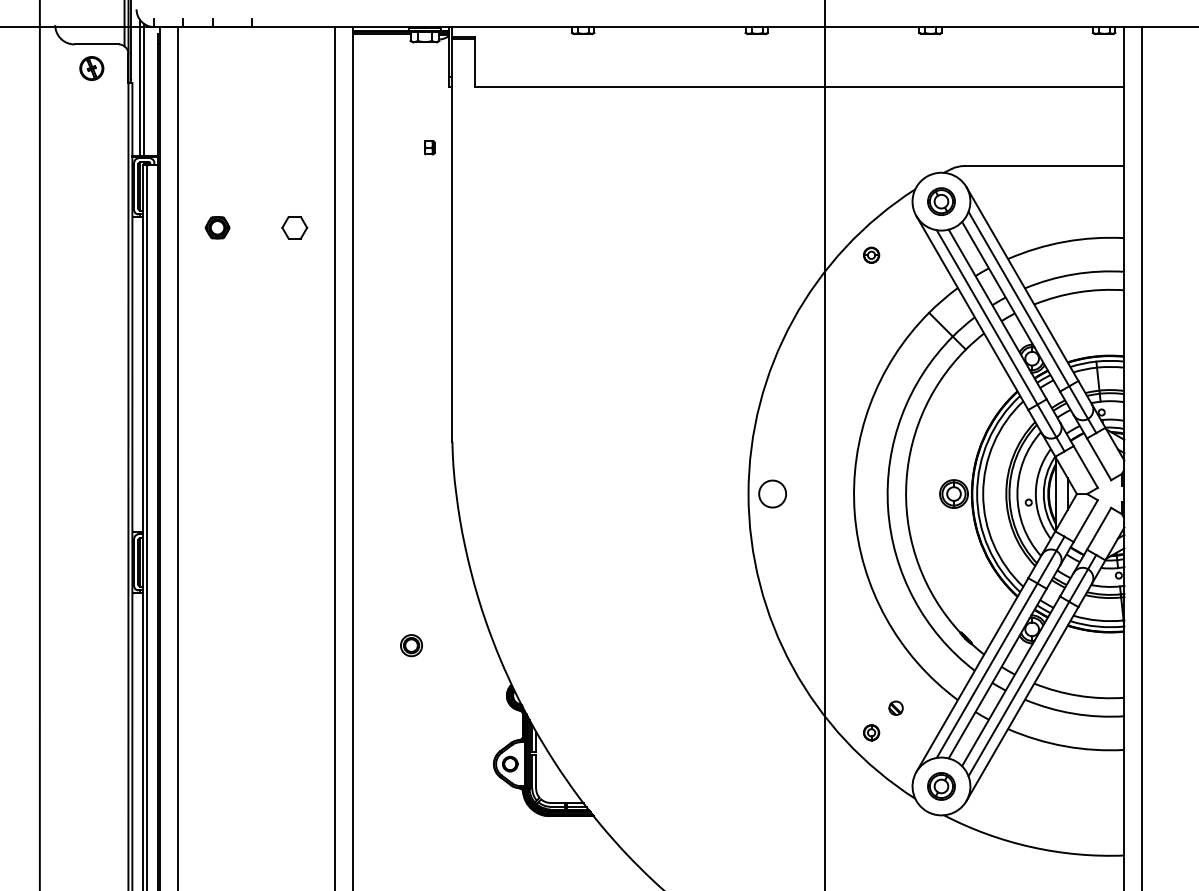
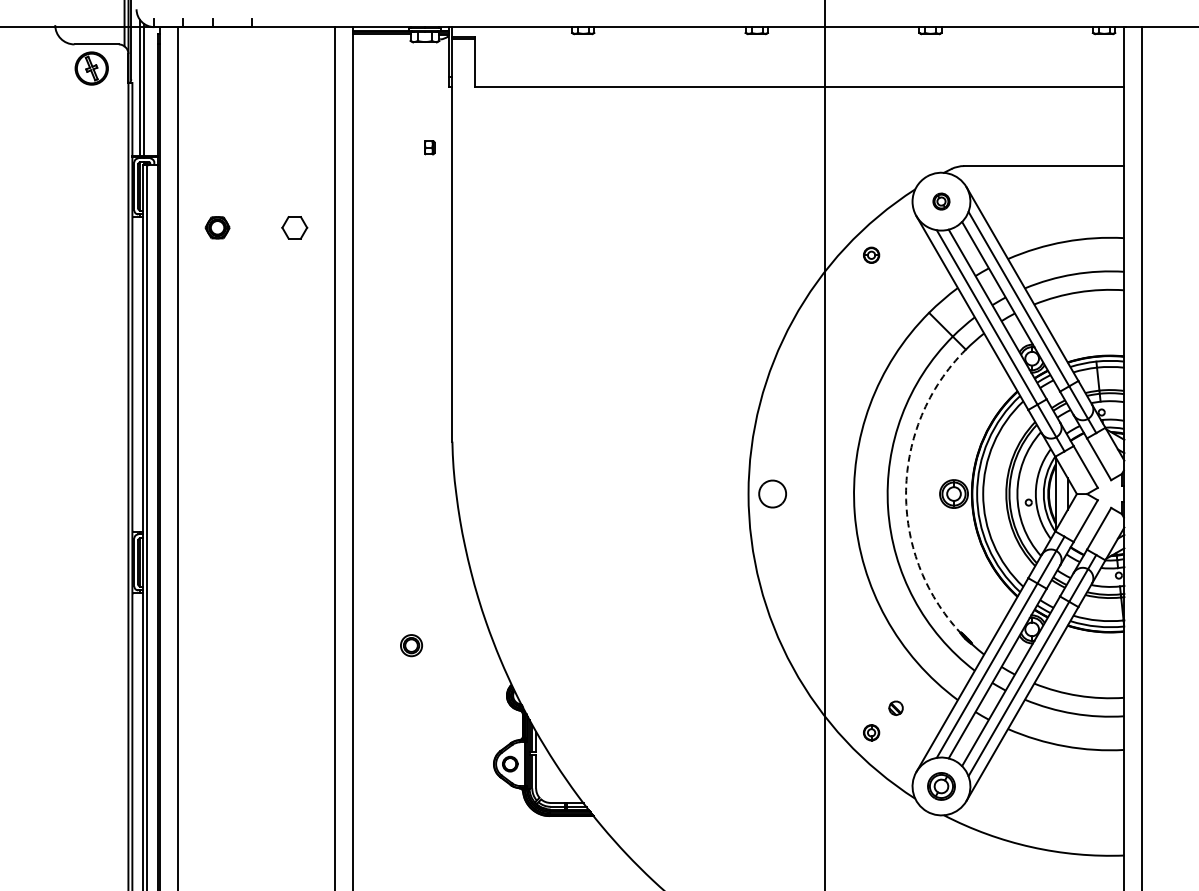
part size: 26x25 px -> 35x35 px (91, 68)
part size: 29x29 px -> 19x19 px (941, 201)
line: present -> none (39, 444)
arc: solid -> dashed (906, 490)
